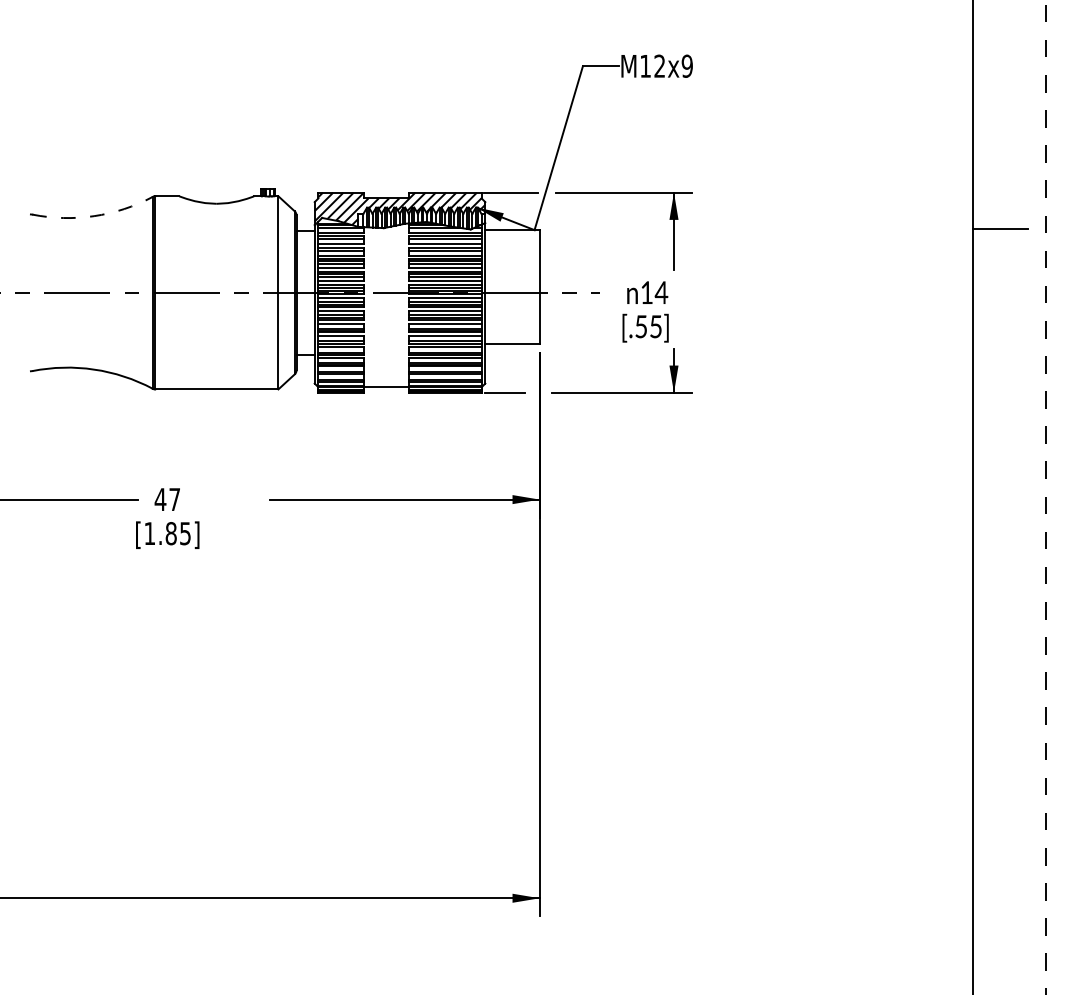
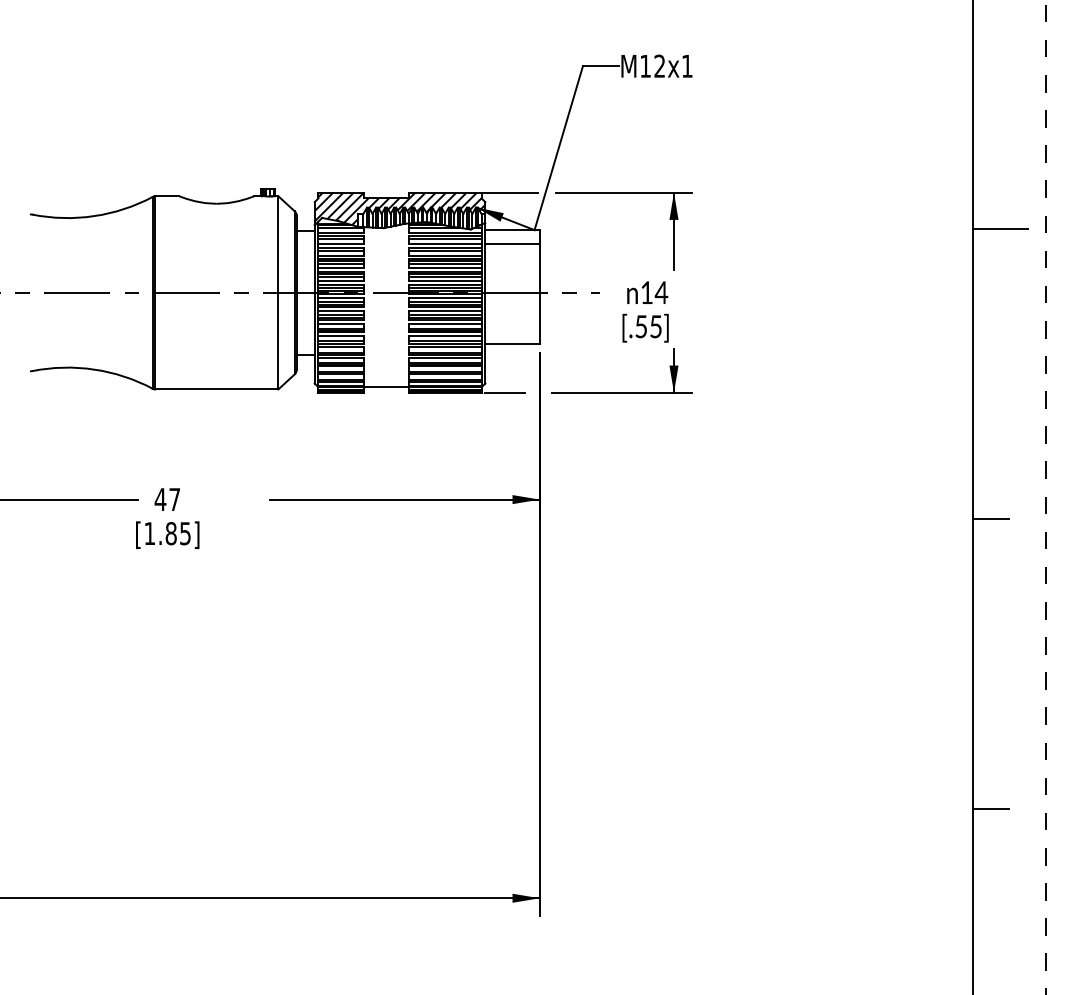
text: M12x9 -> M12x1 (686, 65)
arc: dashed -> solid (94, 216)
line: none -> present (512, 244)
line: none -> present (991, 519)
line: none -> present (991, 809)
